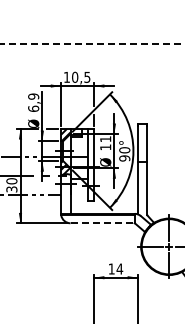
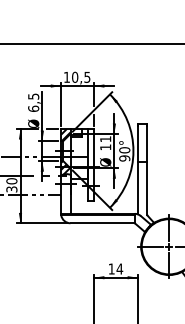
line: dashed -> solid (92, 43)
text: 6,9 -> 6,5 (33, 96)
line: dashed -> solid (103, 223)
